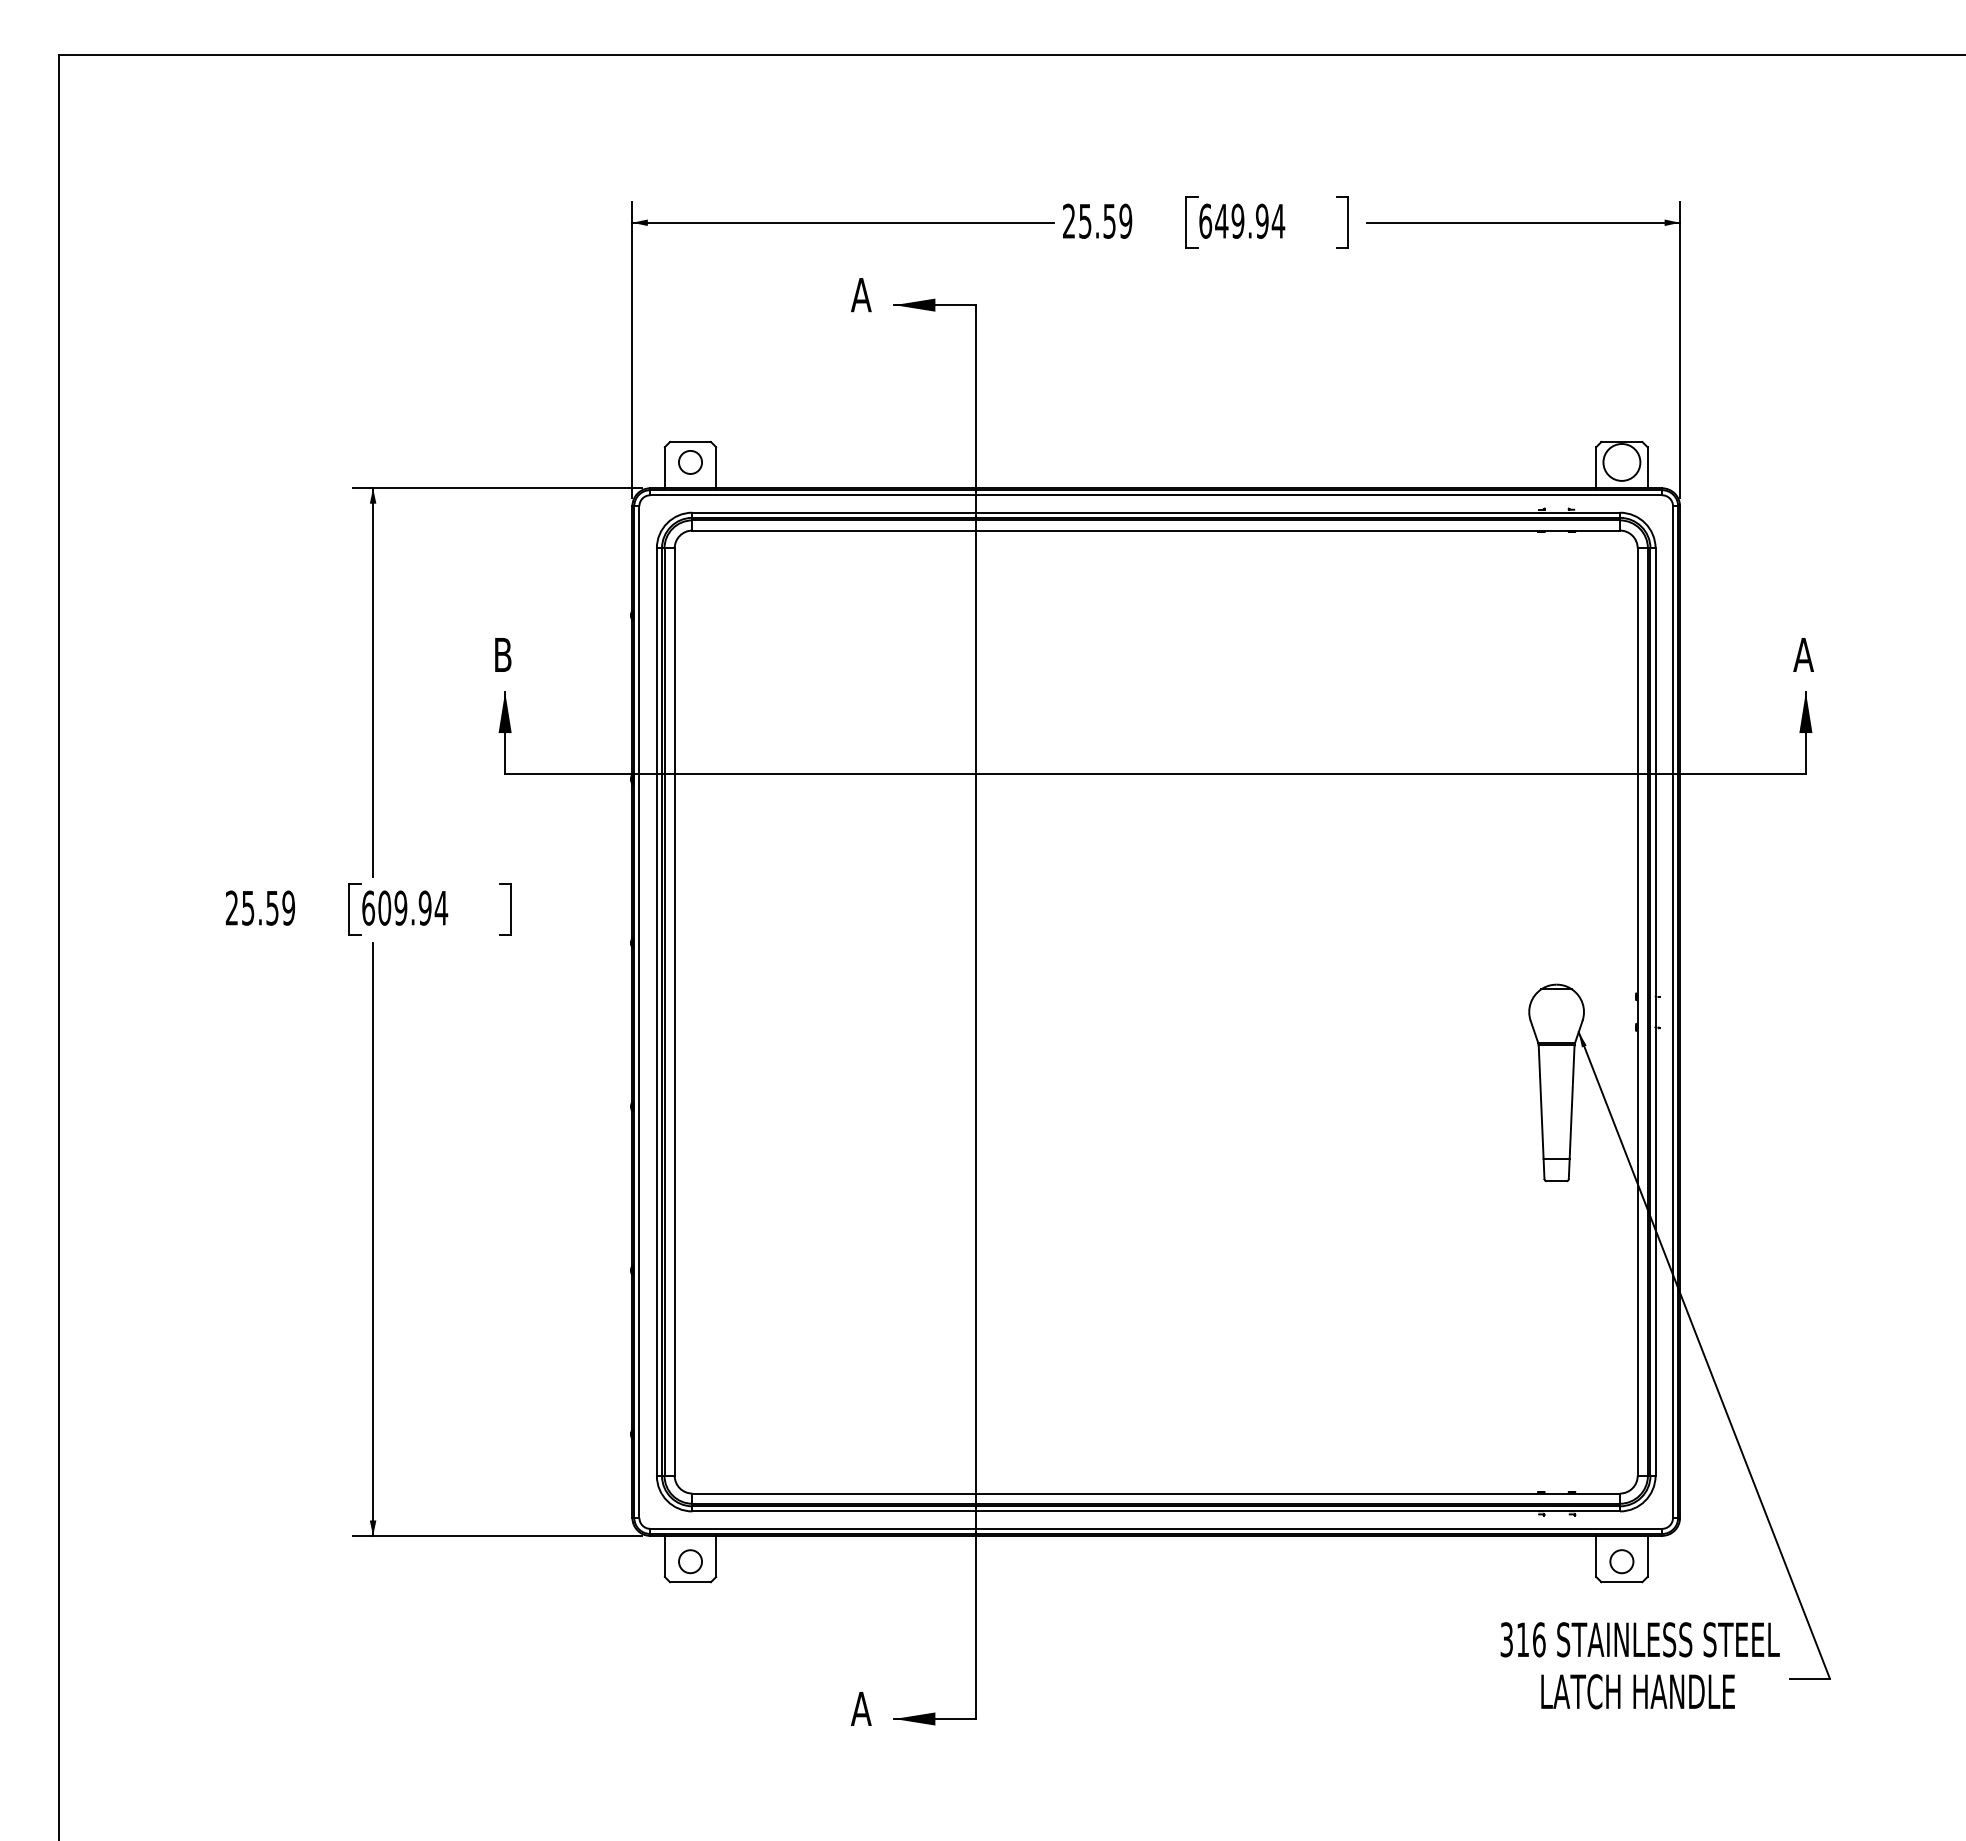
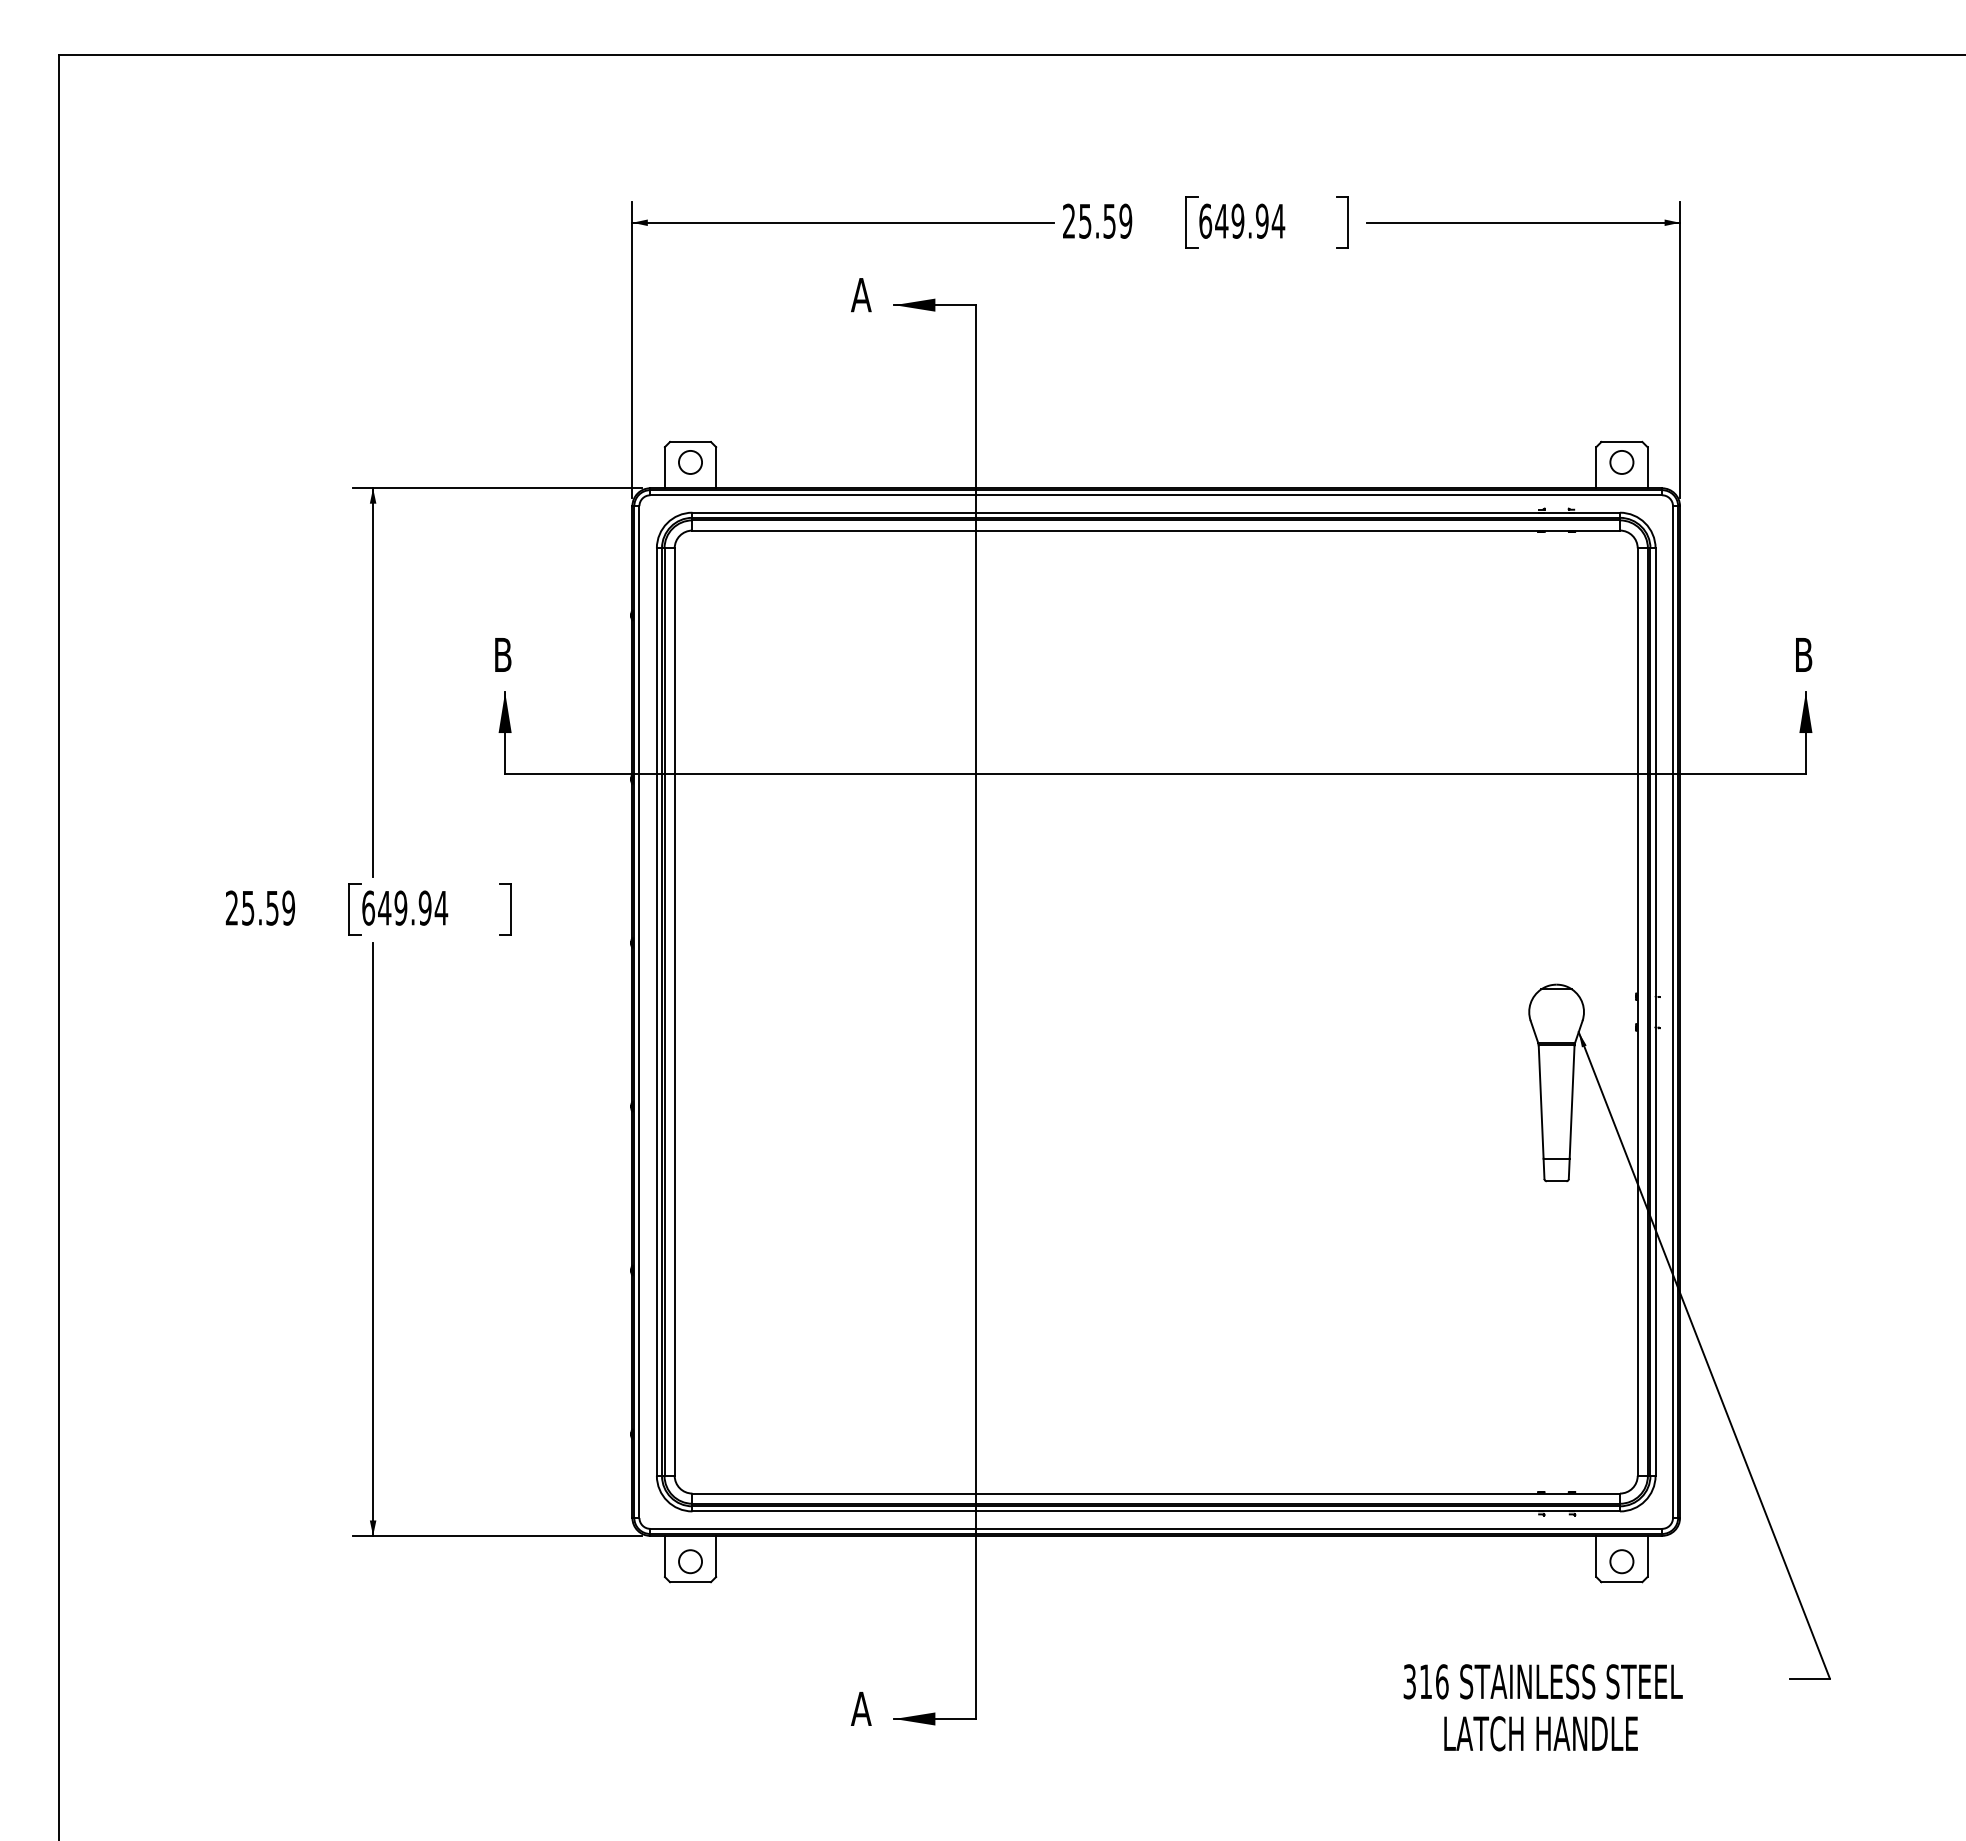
circle diameter: 37 px -> 23 px (1621, 462)
text: A -> B (1803, 654)
text: 609.94 -> 649.94 (384, 907)
text position: (1639, 1665) -> (1542, 1707) (1542, 1707)
